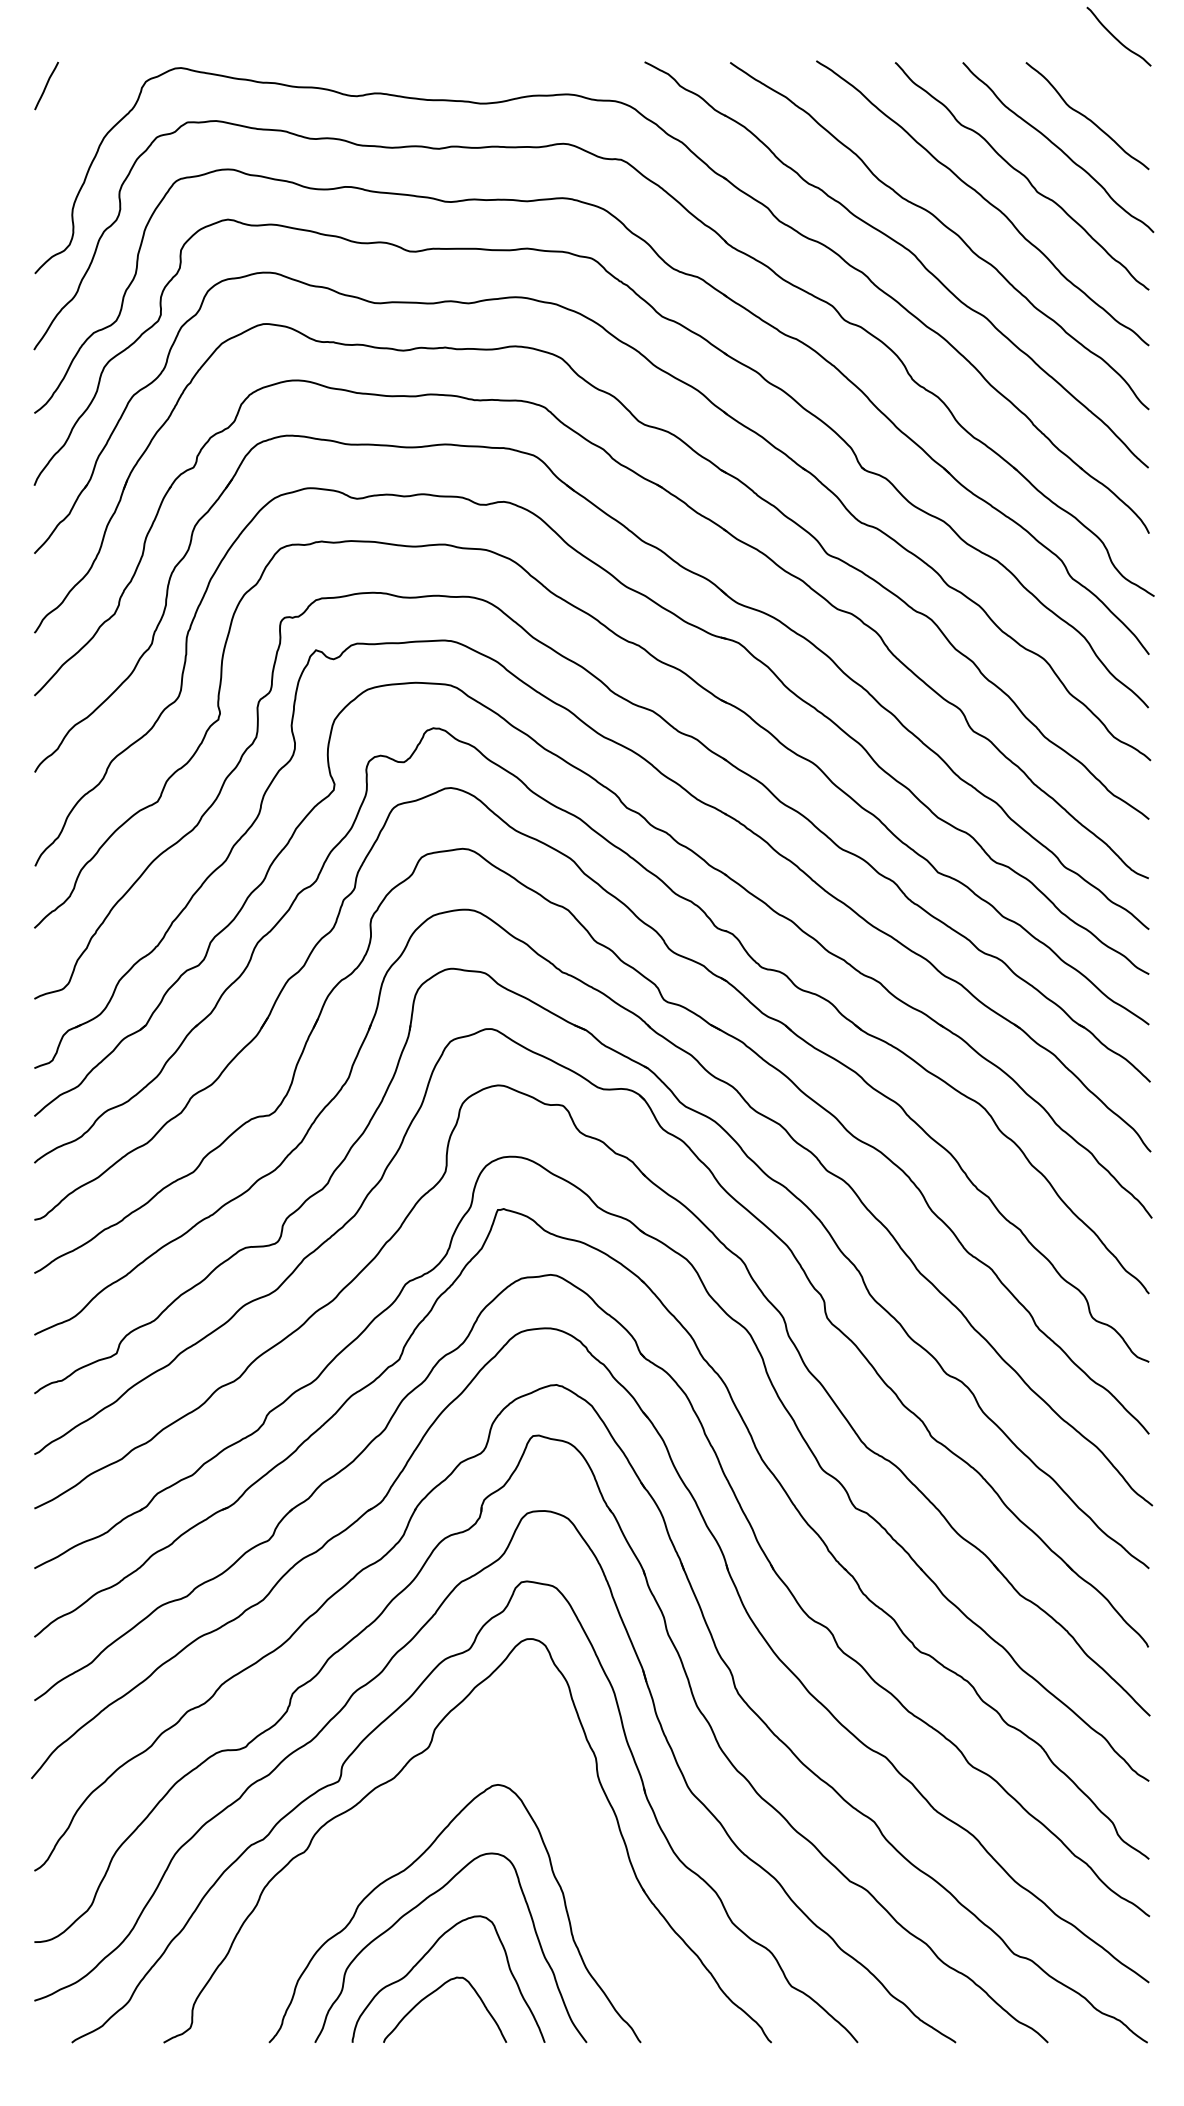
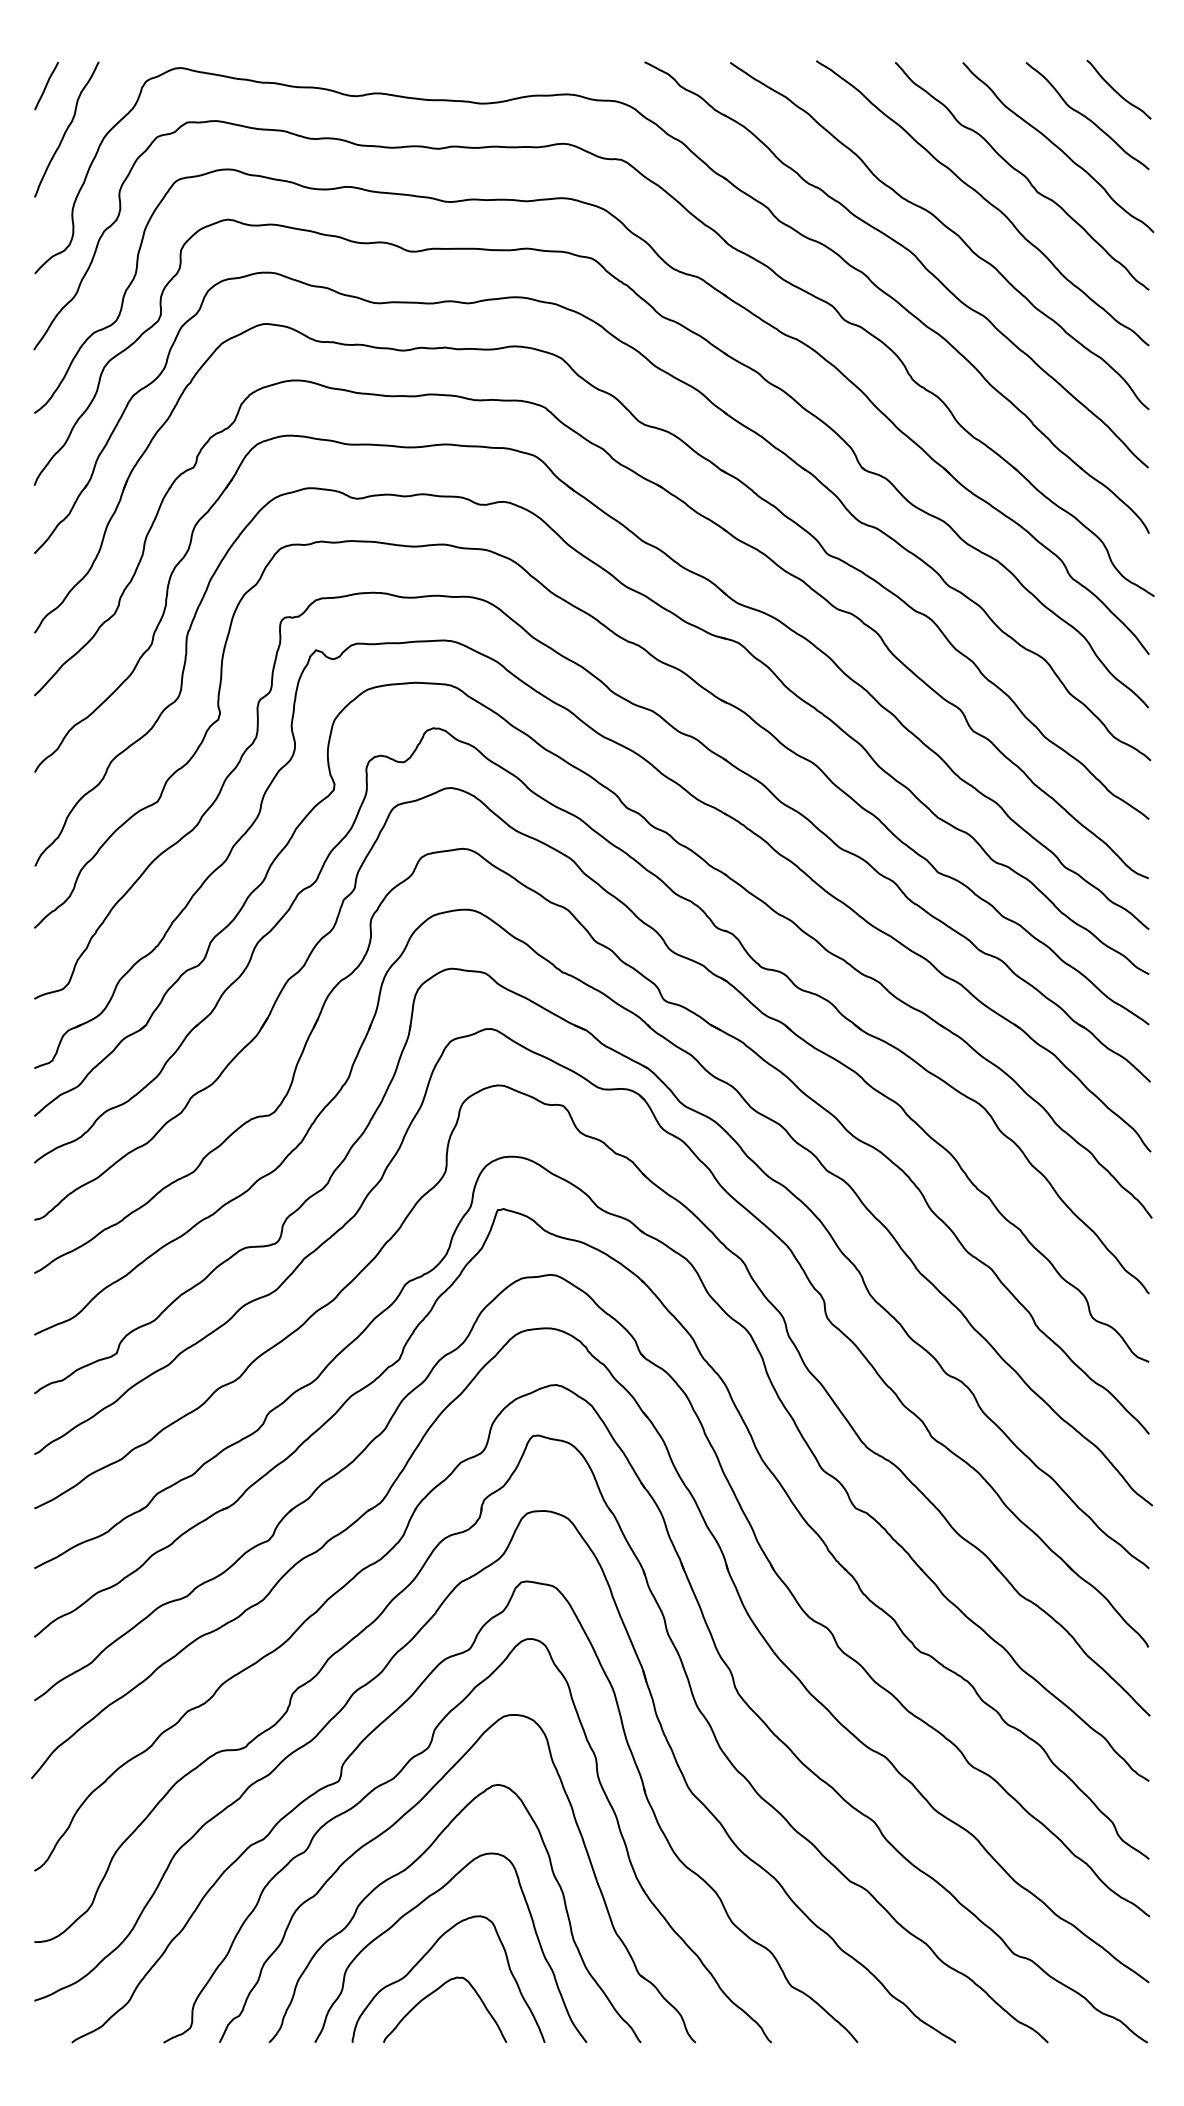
curve position: (1116, 37) -> (1116, 90) (1116, 90)
curve: none -> present (66, 129)
part: none -> present (405, 1815)
